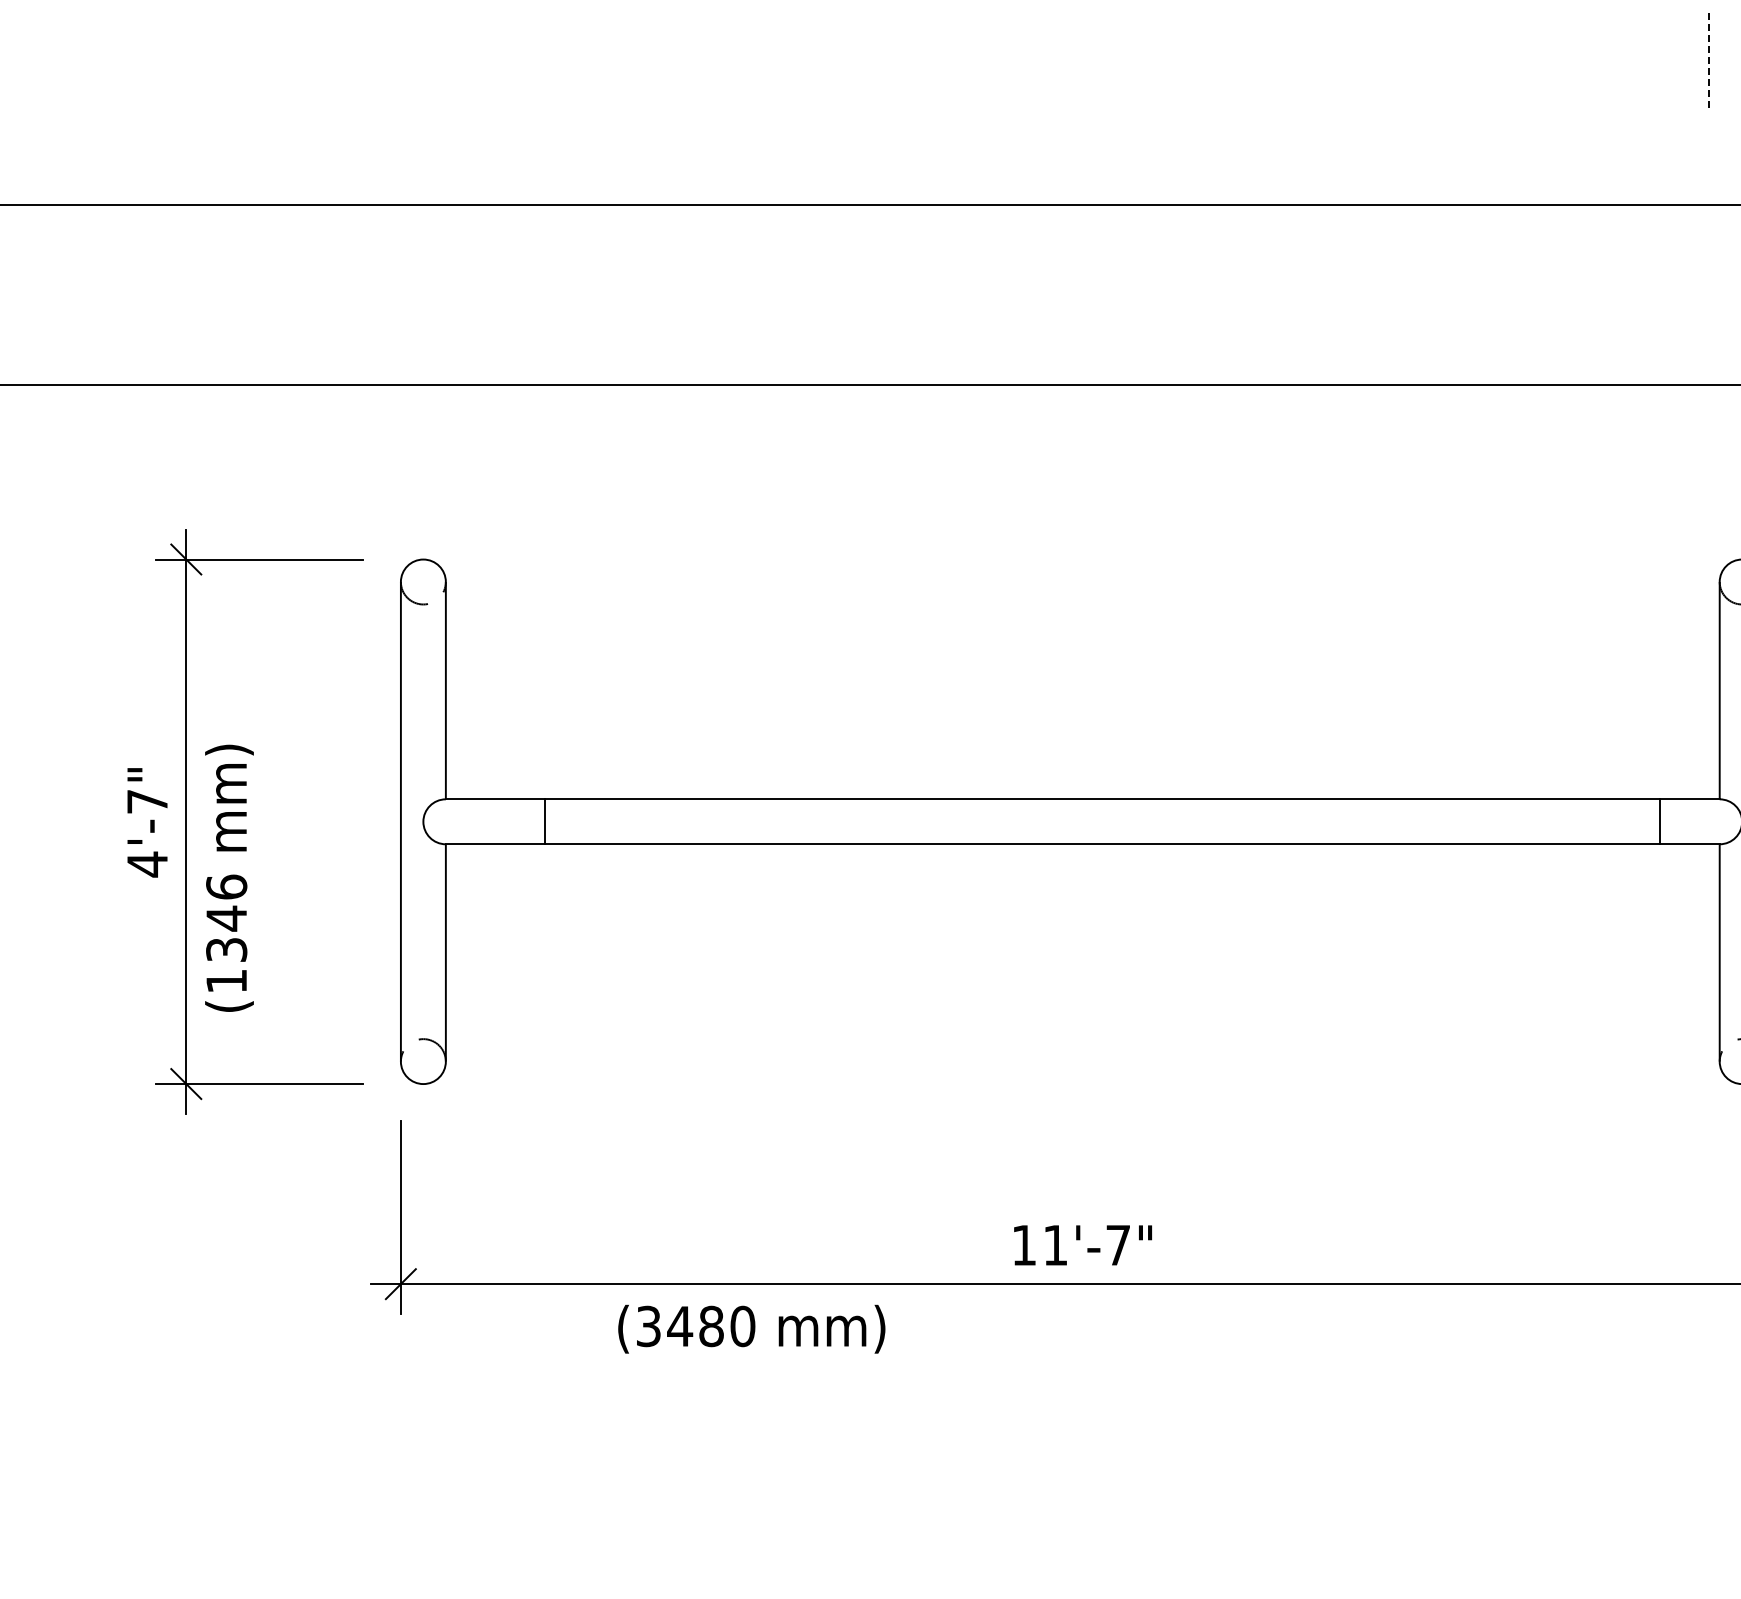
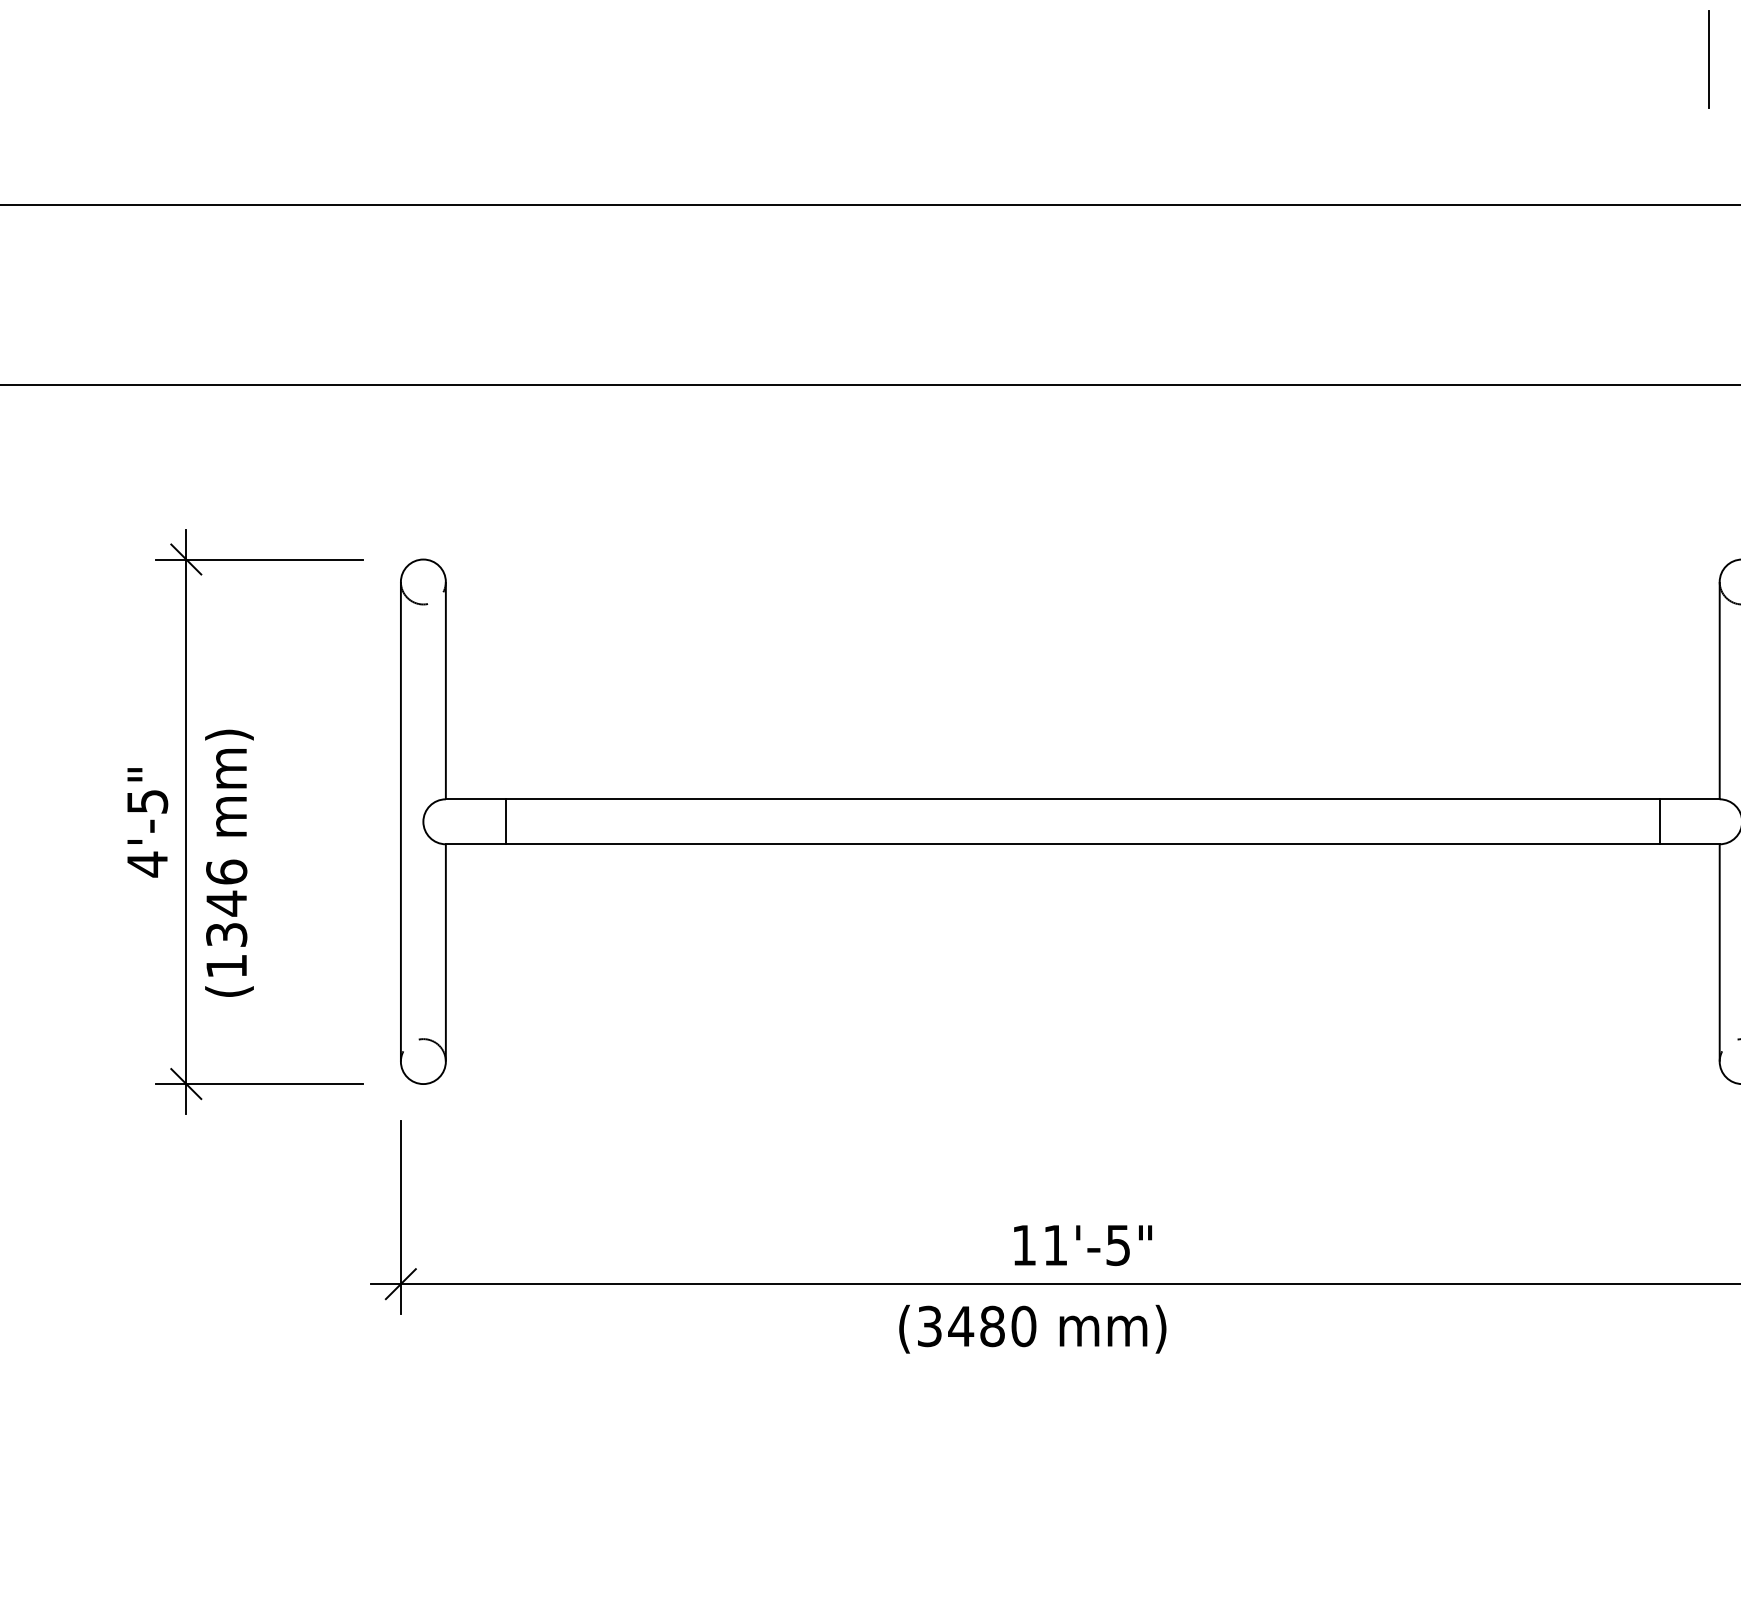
line: dashed -> solid (1708, 59)
text: 4'-7" -> 4'-5" (147, 801)
line position: (544, 821) -> (505, 821) (505, 821)
text position: (229, 877) -> (229, 862) (229, 862)
text: 11'-7" -> 11'-5" (1117, 1245)
text position: (751, 1328) -> (1032, 1328) (1032, 1328)
